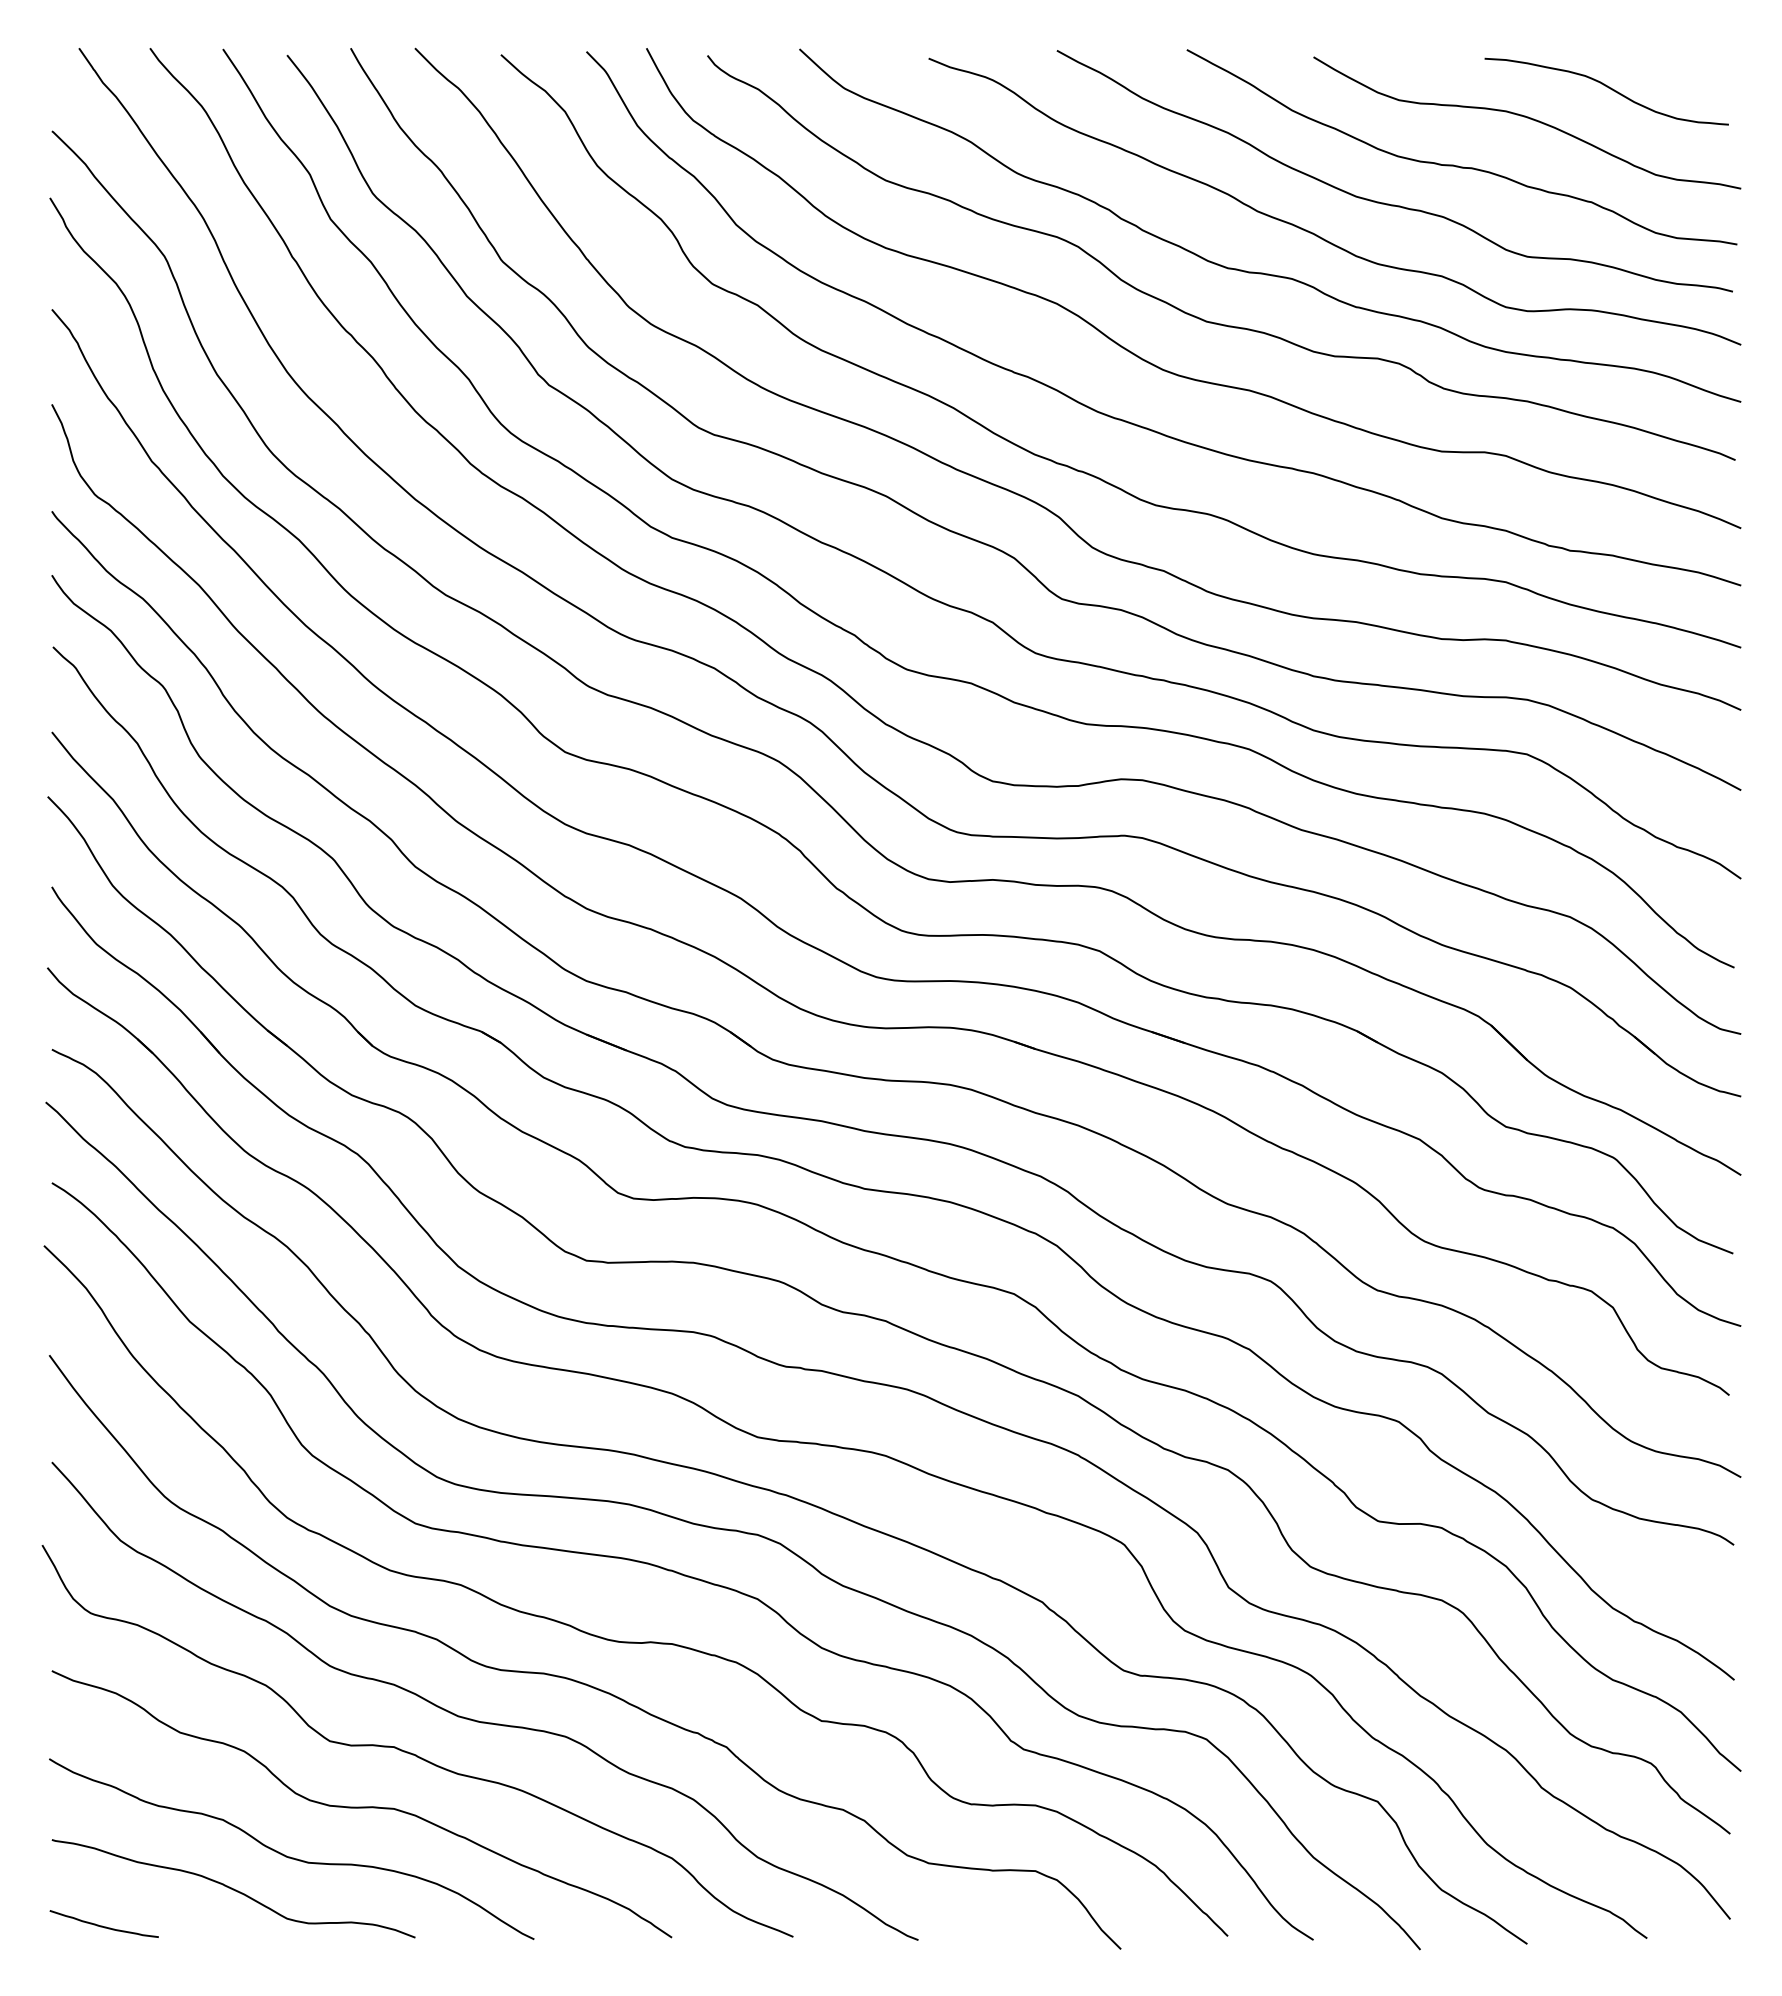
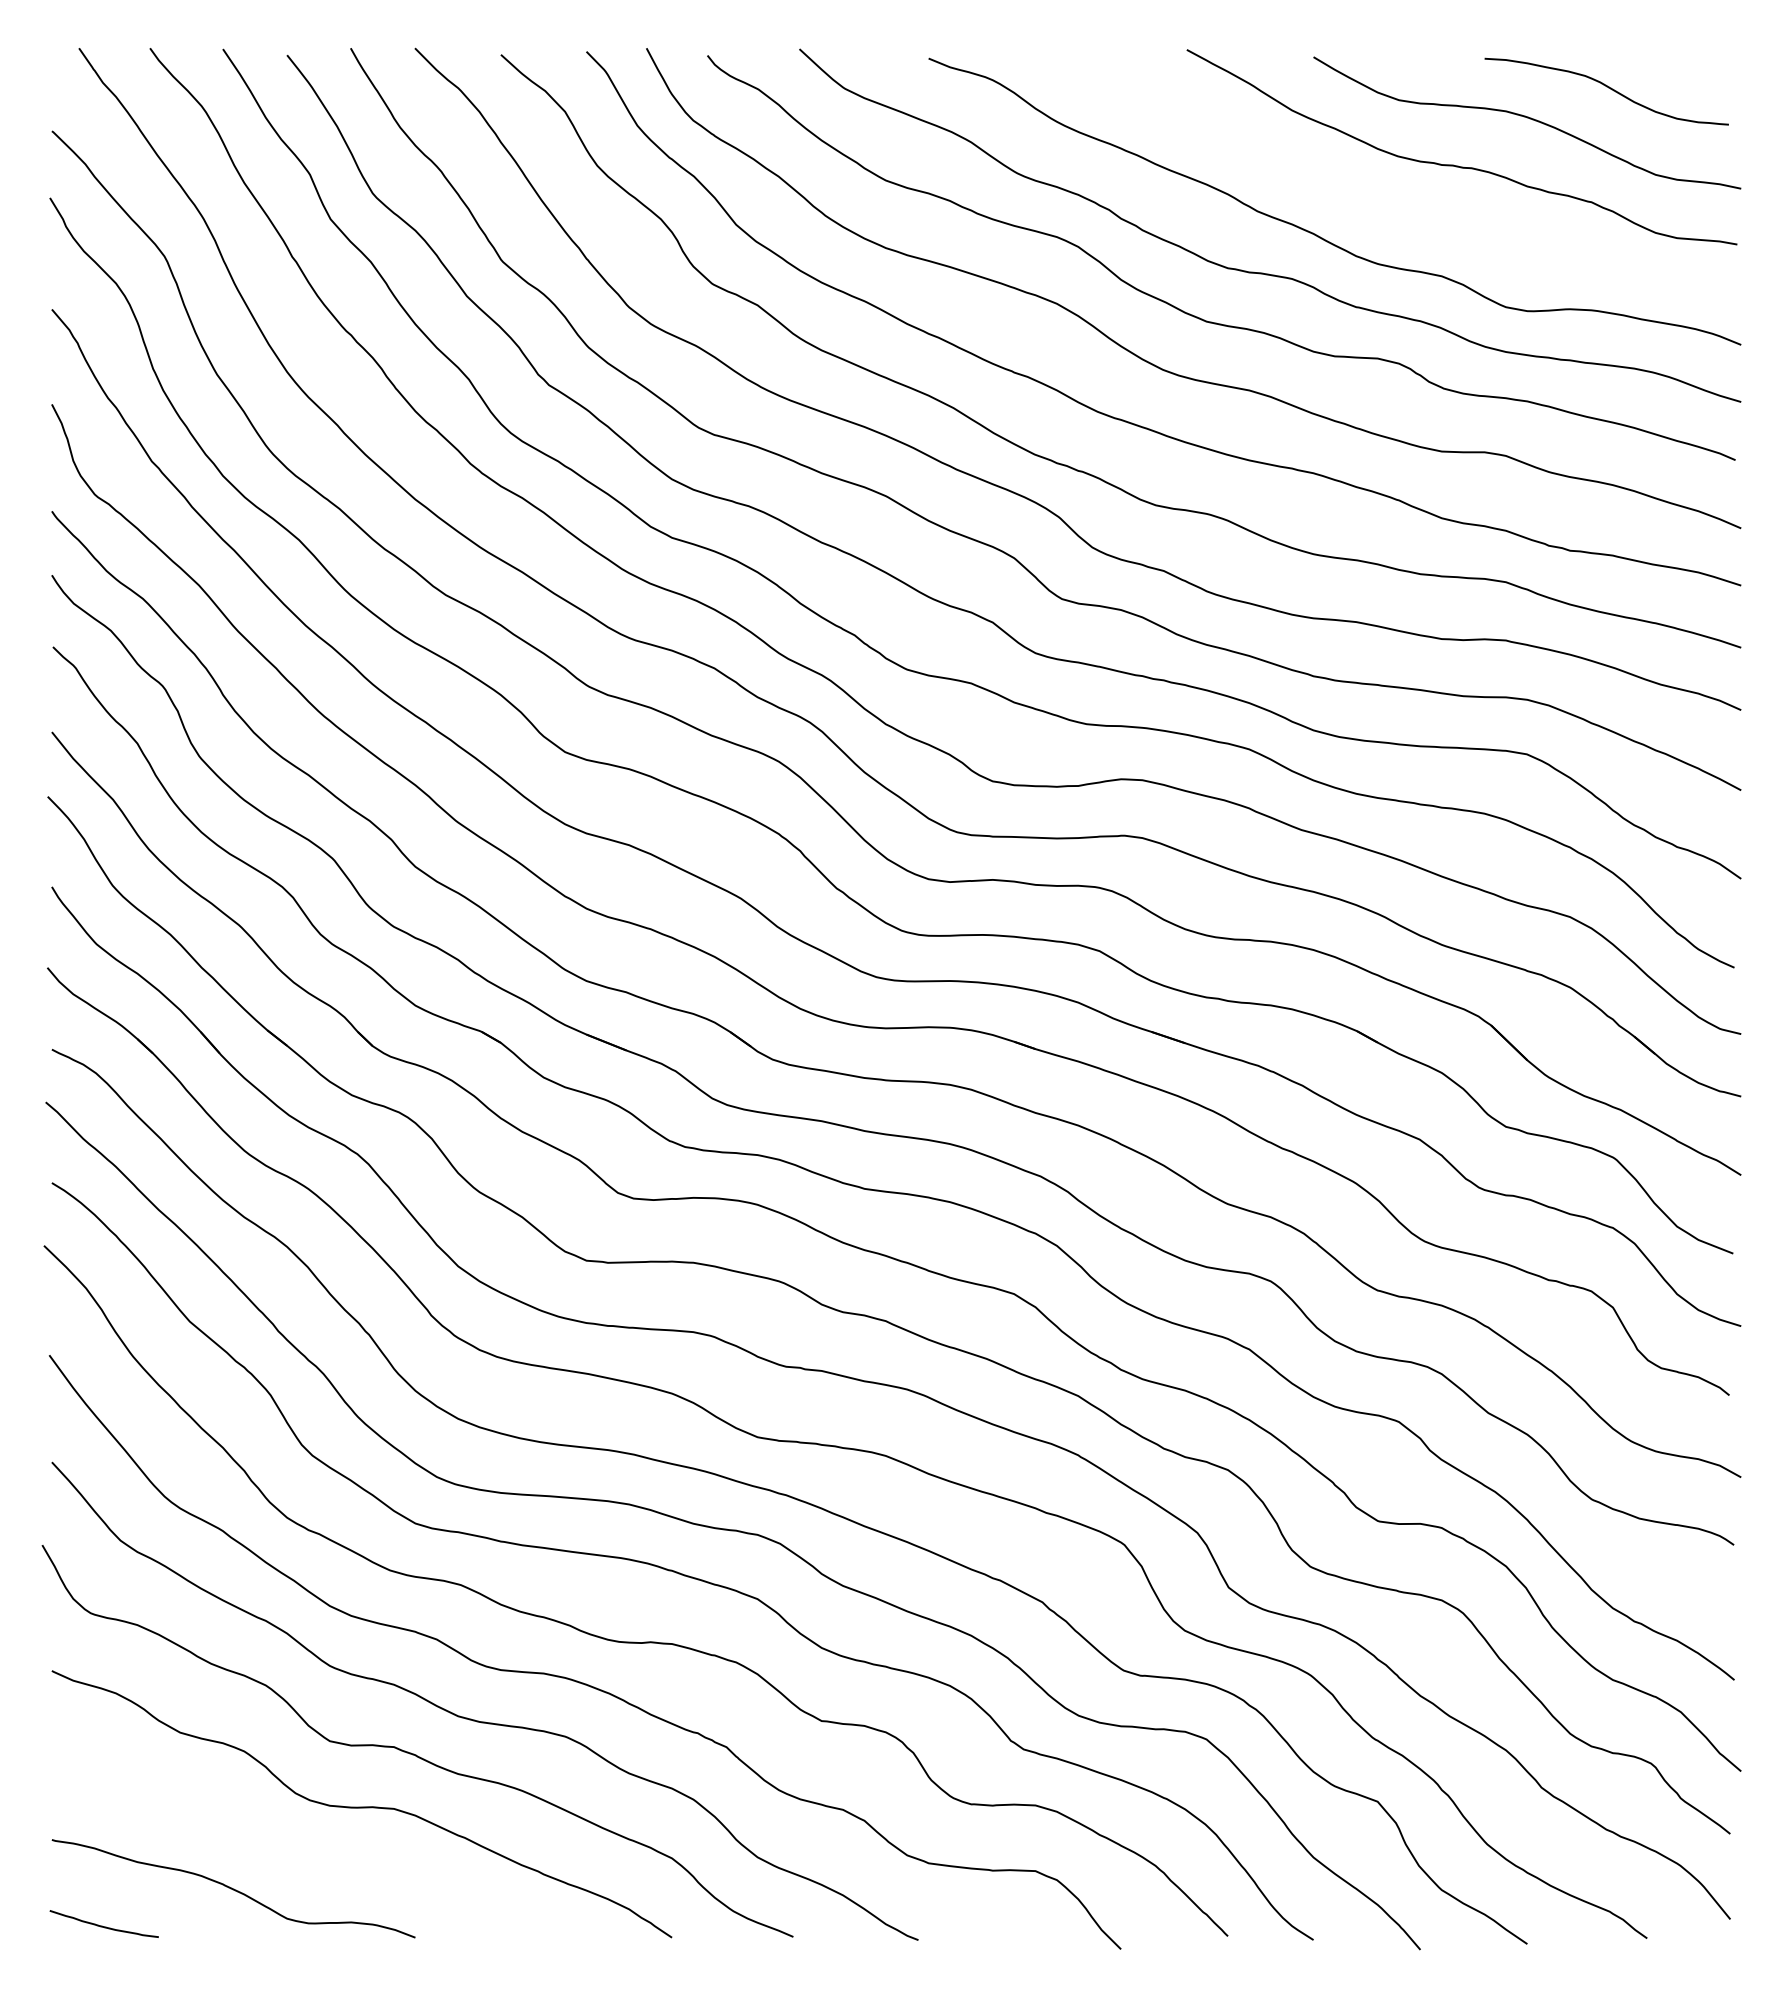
curve: present -> none (1388, 203)
curve: present -> none (290, 1856)
